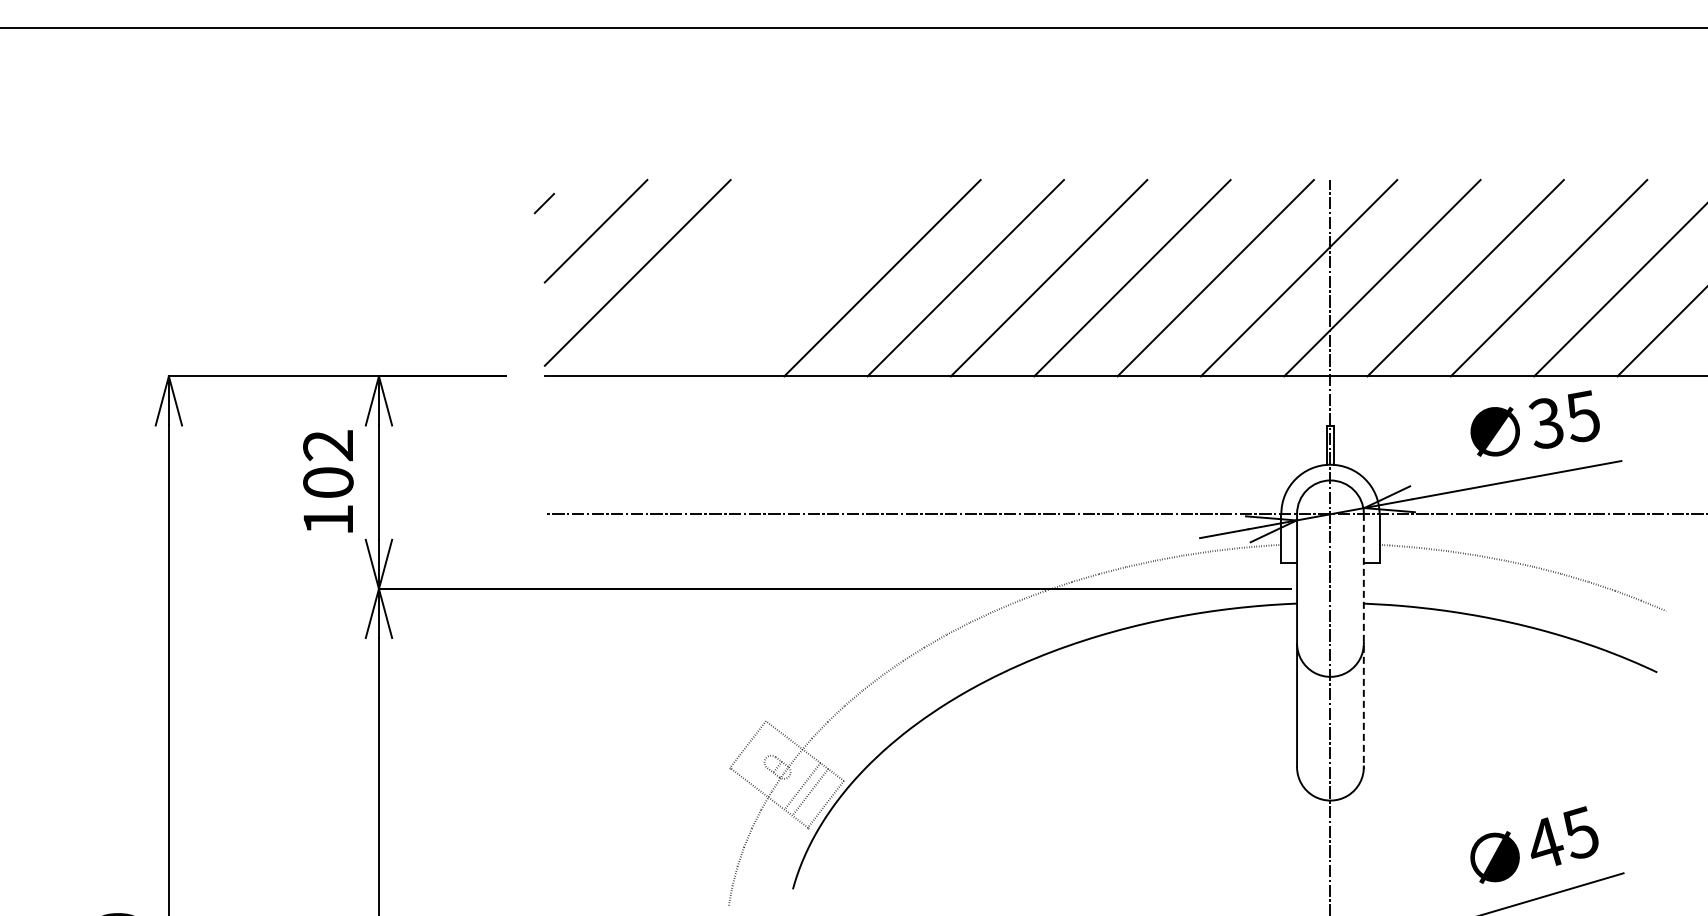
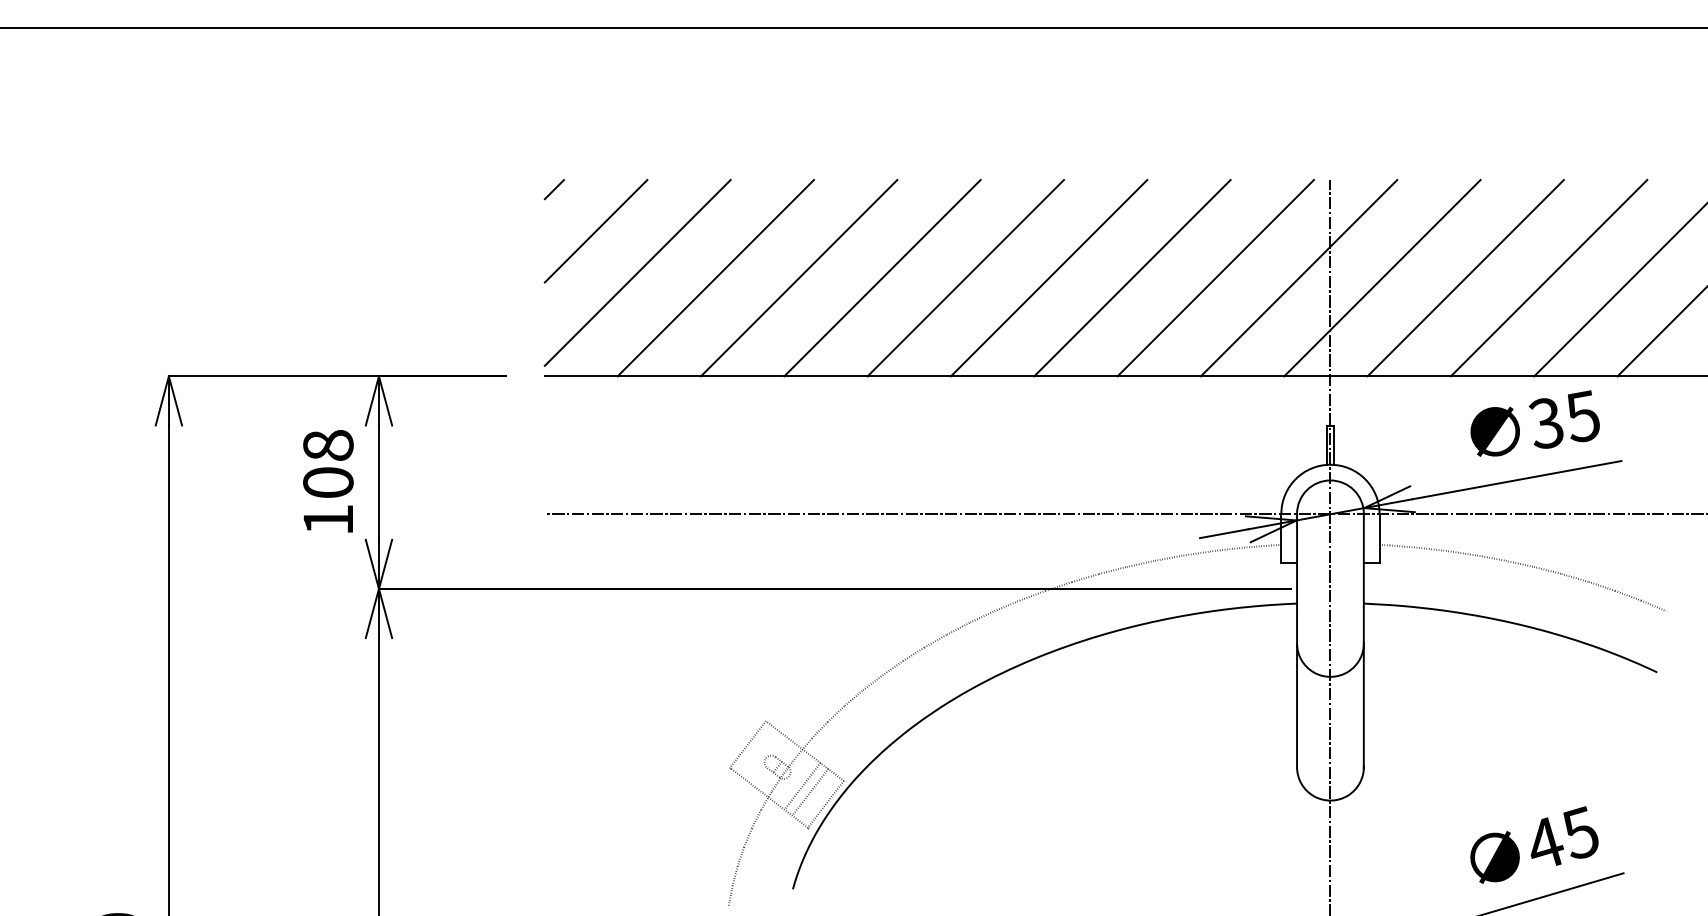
line position: (543, 203) -> (553, 189) (553, 189)
line: none -> present (715, 277)
line: none -> present (798, 277)
text: 102 -> 108 (328, 445)
line: dashed -> solid (1363, 641)
